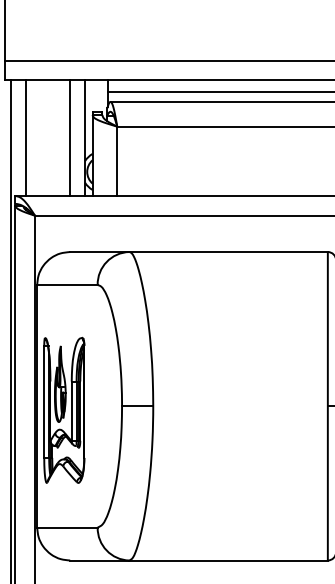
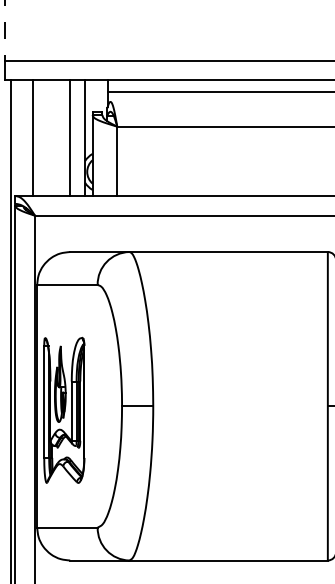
line: solid -> dashed (4, 30)
line: present -> none (220, 101)
line position: (25, 137) -> (32, 137) (32, 137)
